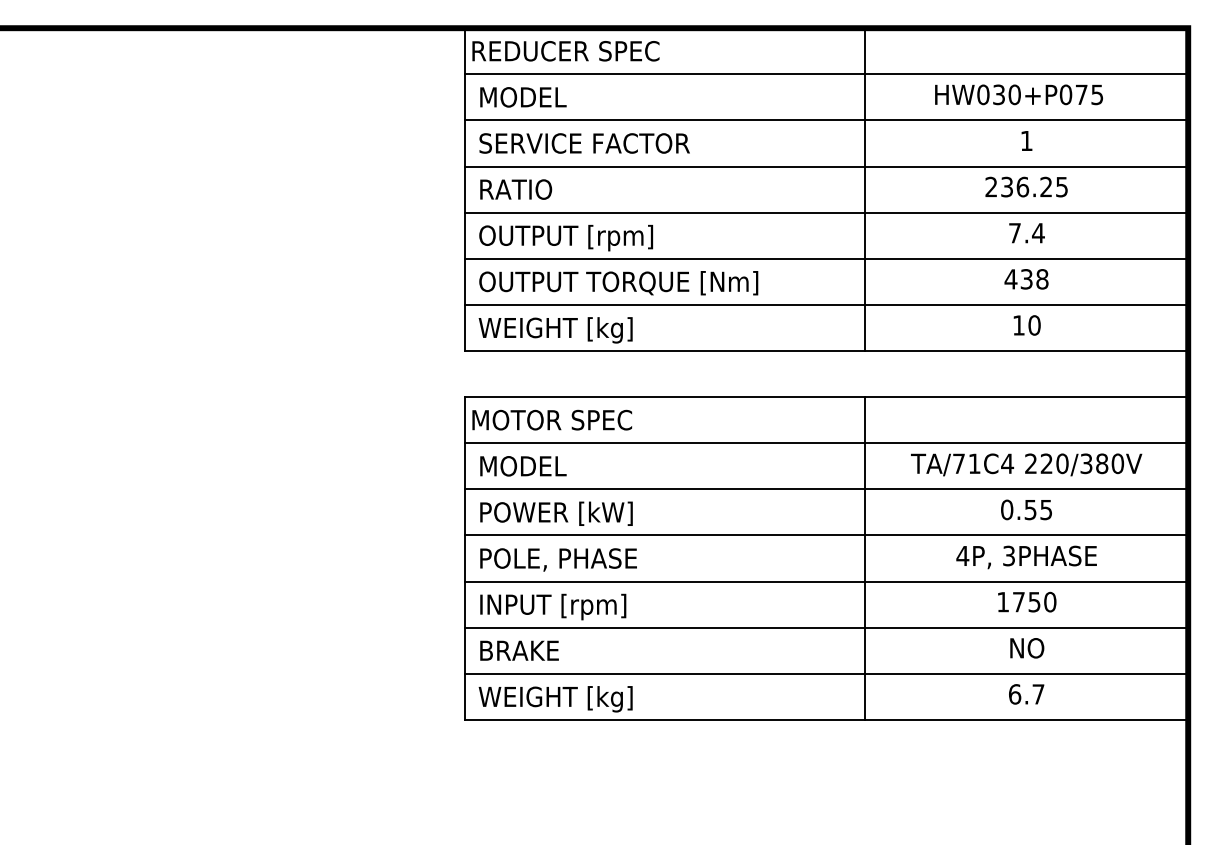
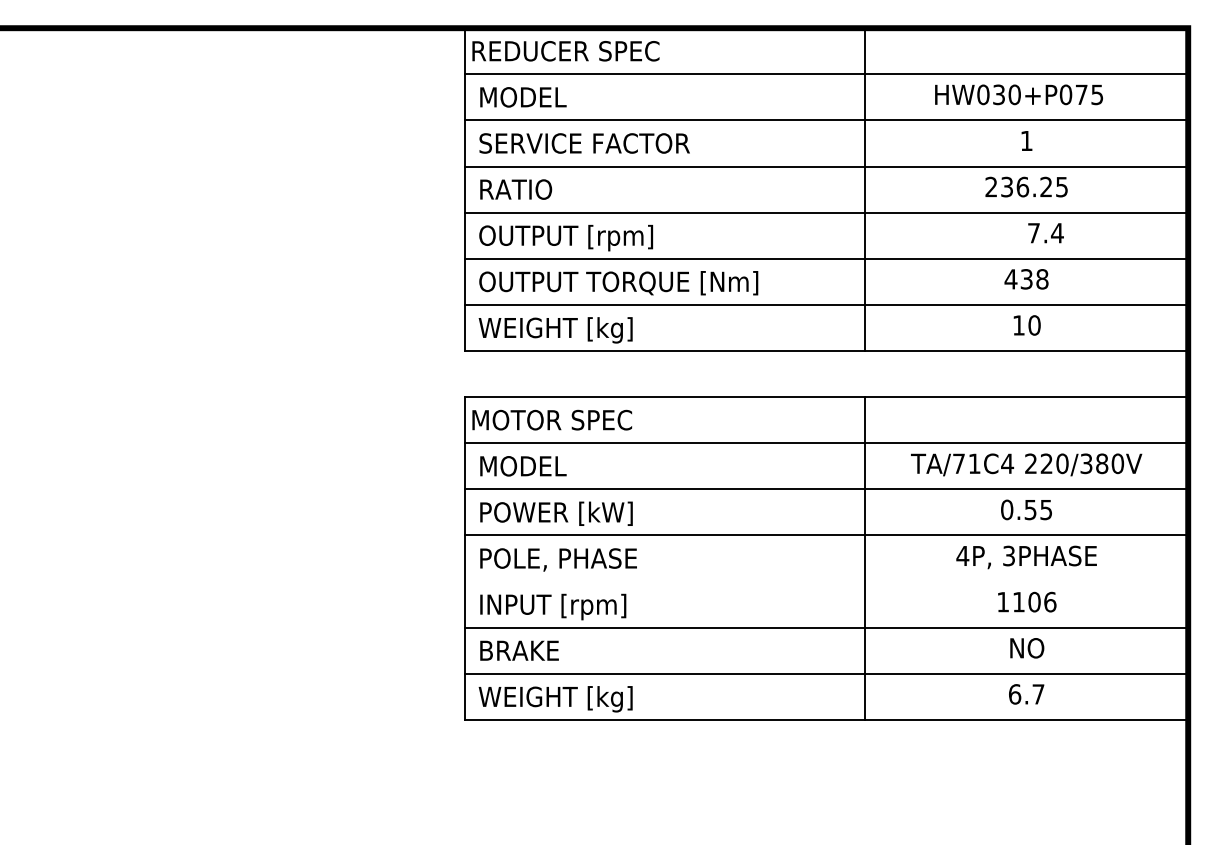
text position: (1026, 233) -> (1045, 233) (1045, 233)
line: present -> none (826, 581)
text: 1750 -> 1106 (1034, 601)
